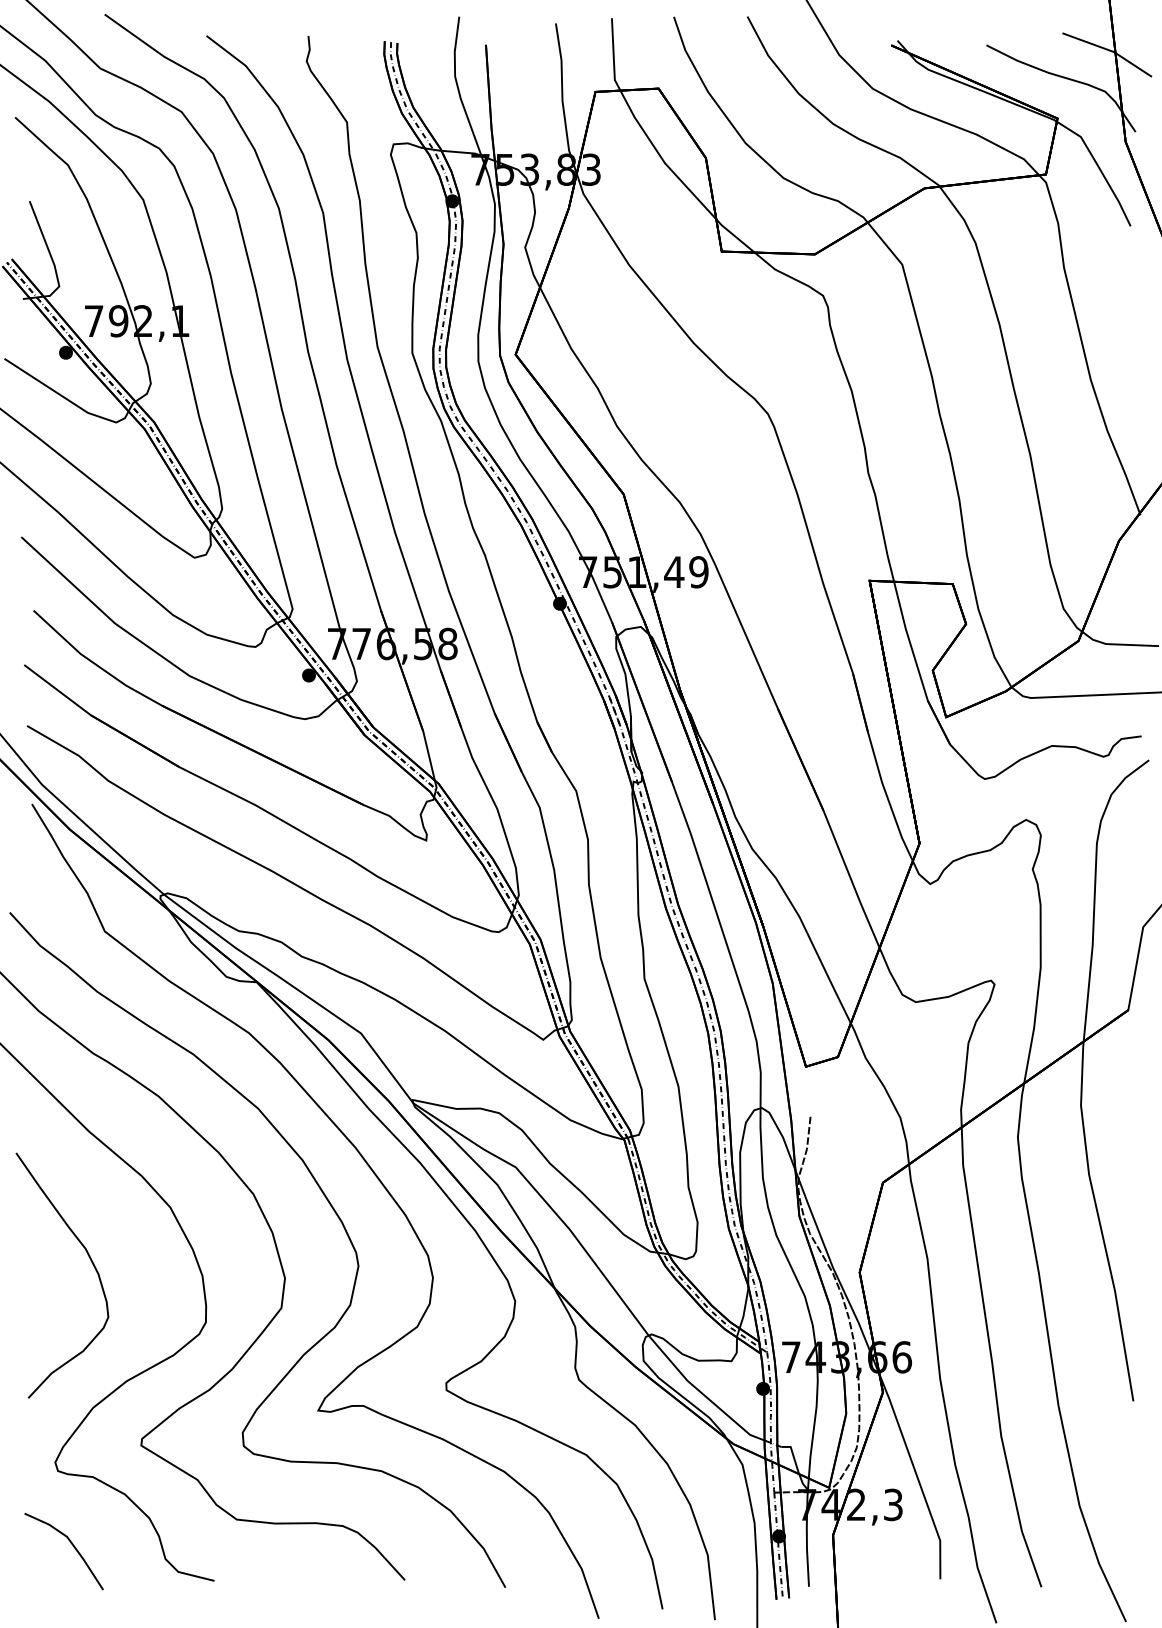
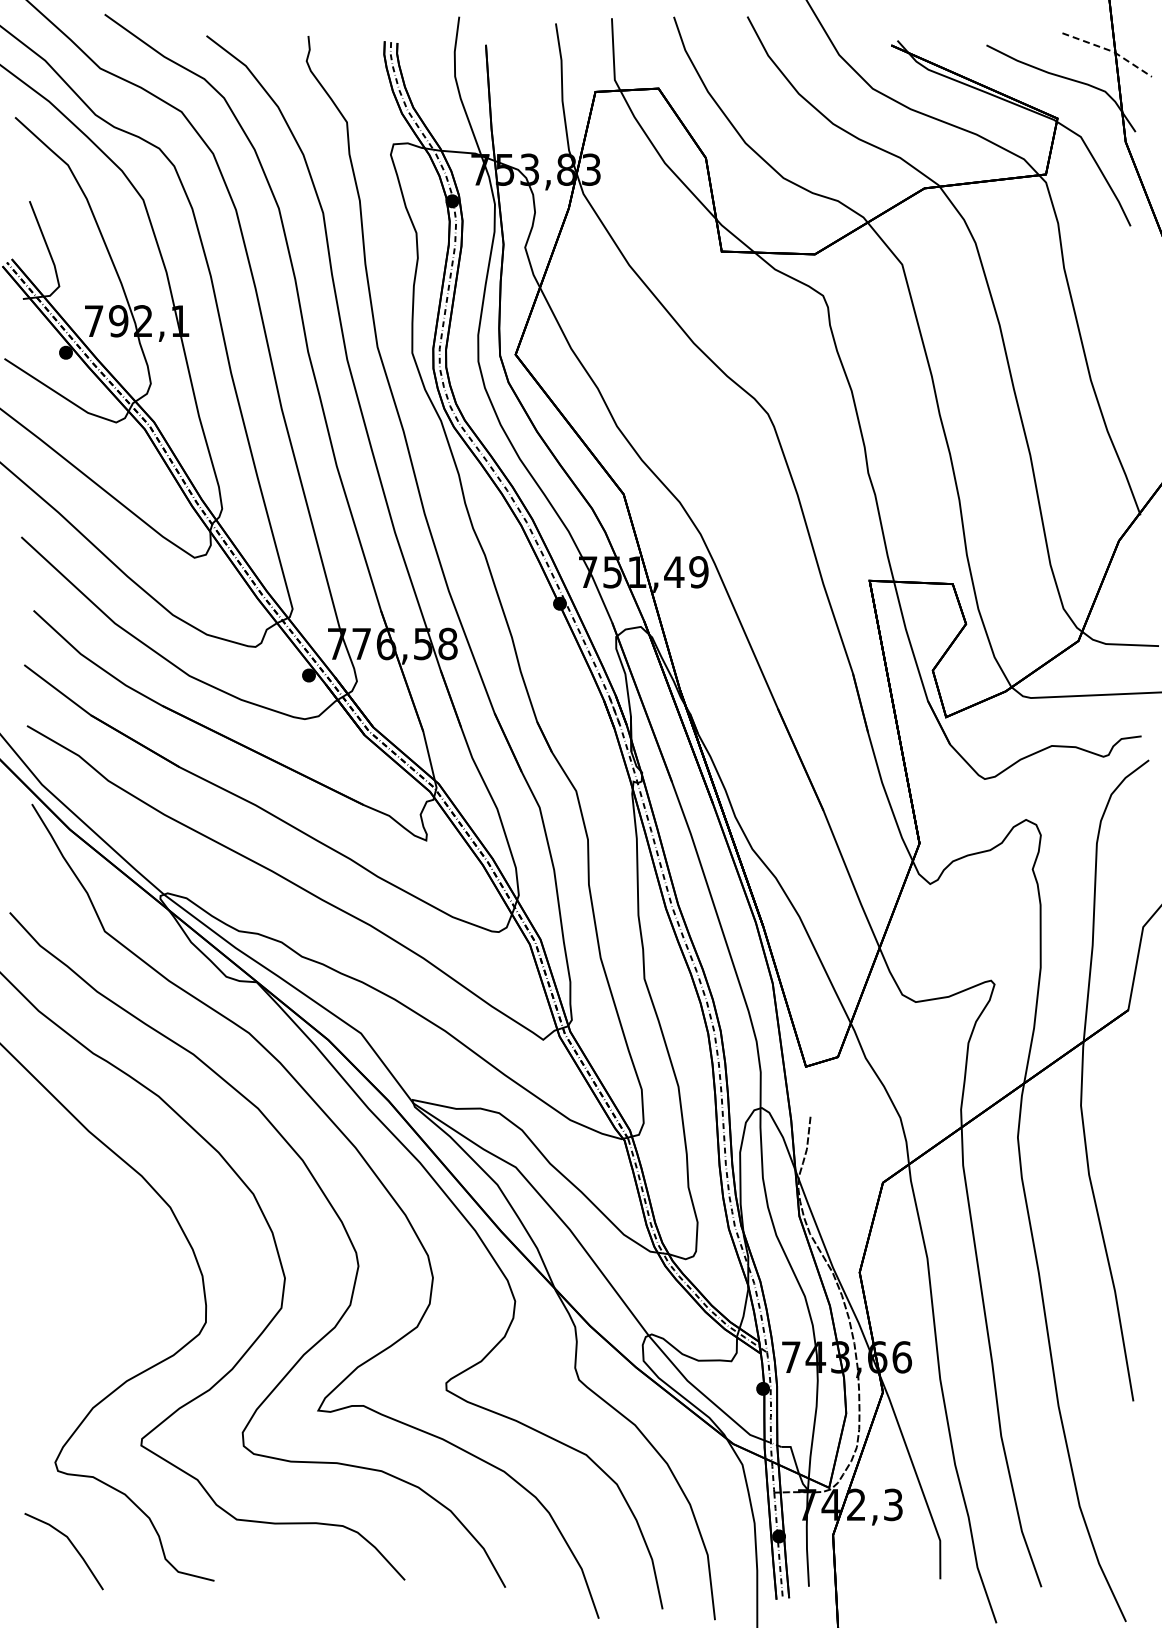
line: solid -> dashed (1110, 50)
curve: present -> none (90, 1260)
